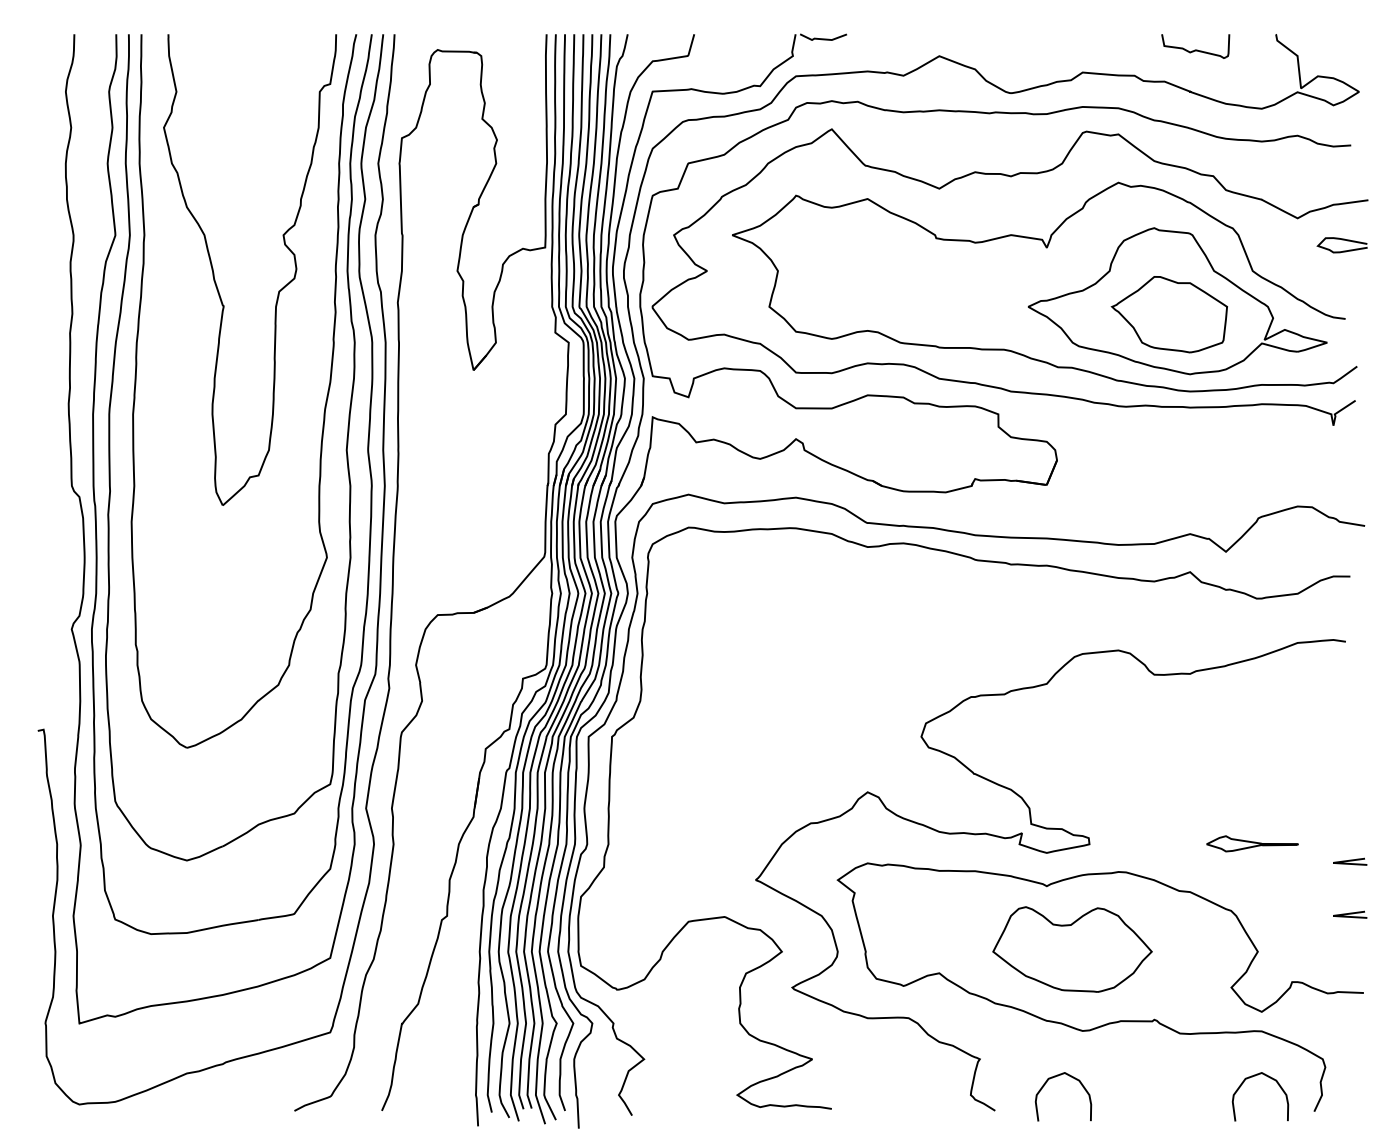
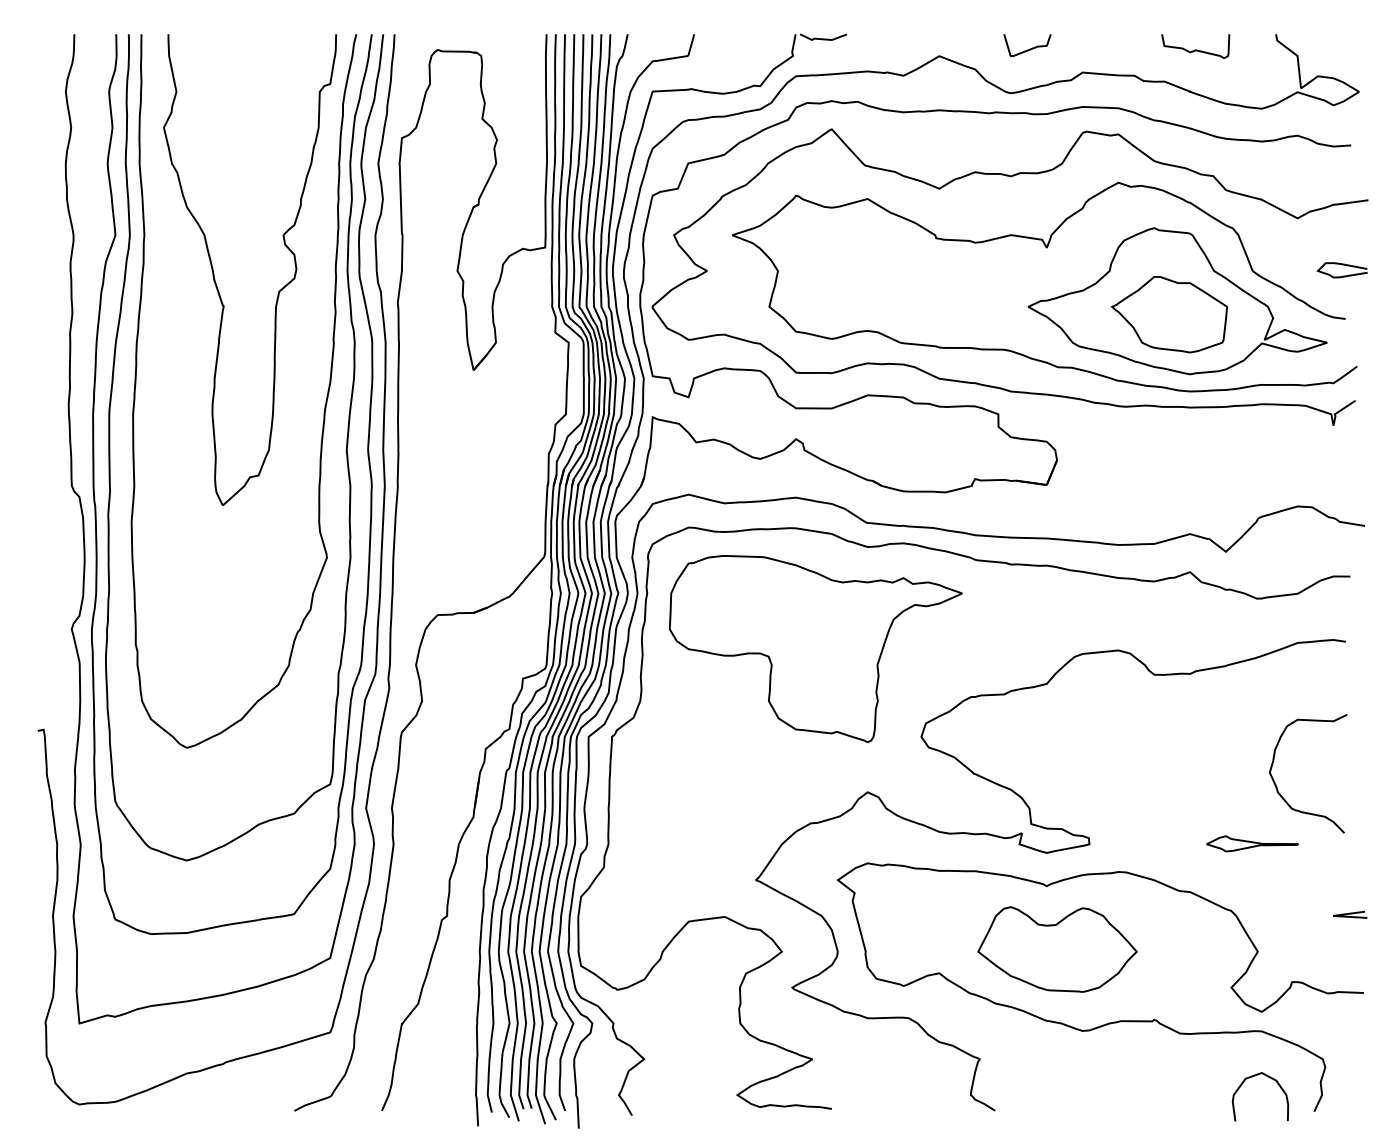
curve: none -> present (1029, 48)
curve position: (1342, 240) -> (1342, 265) (1342, 265)
part: none -> present (815, 648)
curve: none -> present (1277, 786)
curve: present -> none (1350, 861)
part position: (1072, 949) -> (1057, 949) (1057, 949)
curve: present -> none (1072, 1078)
